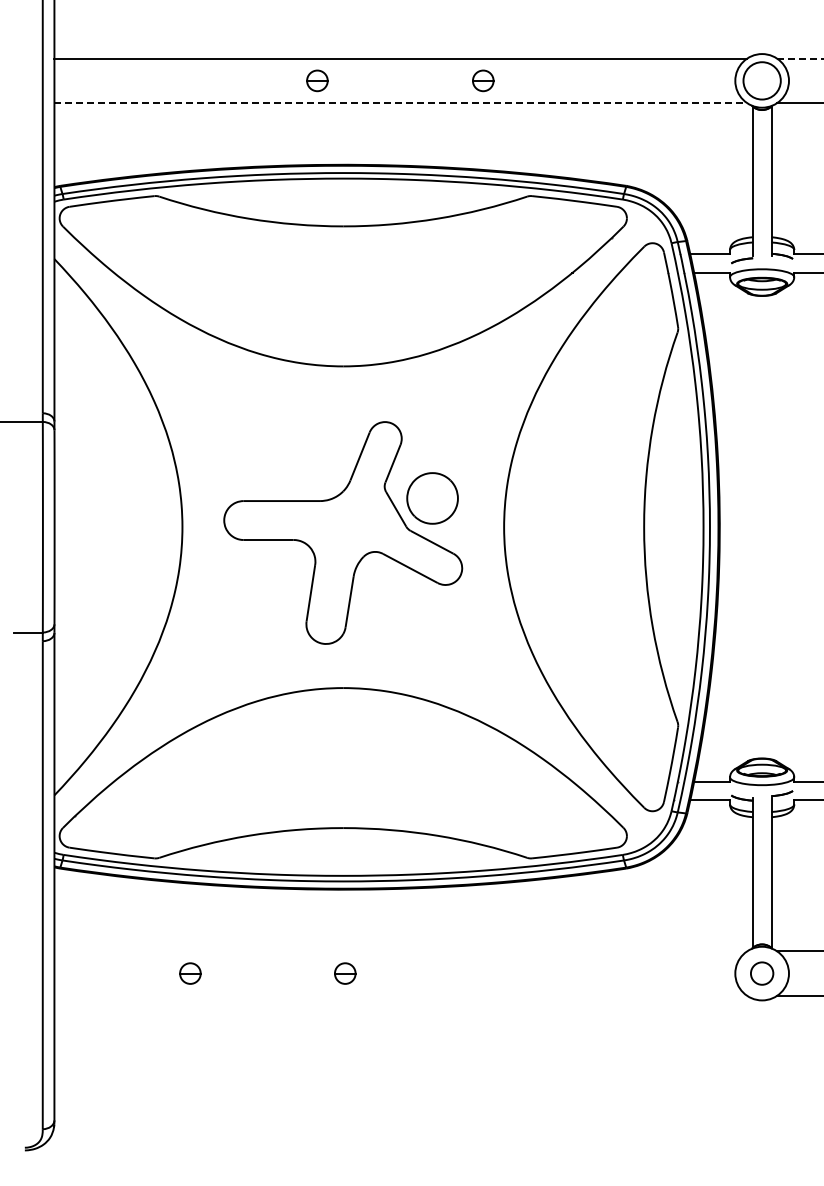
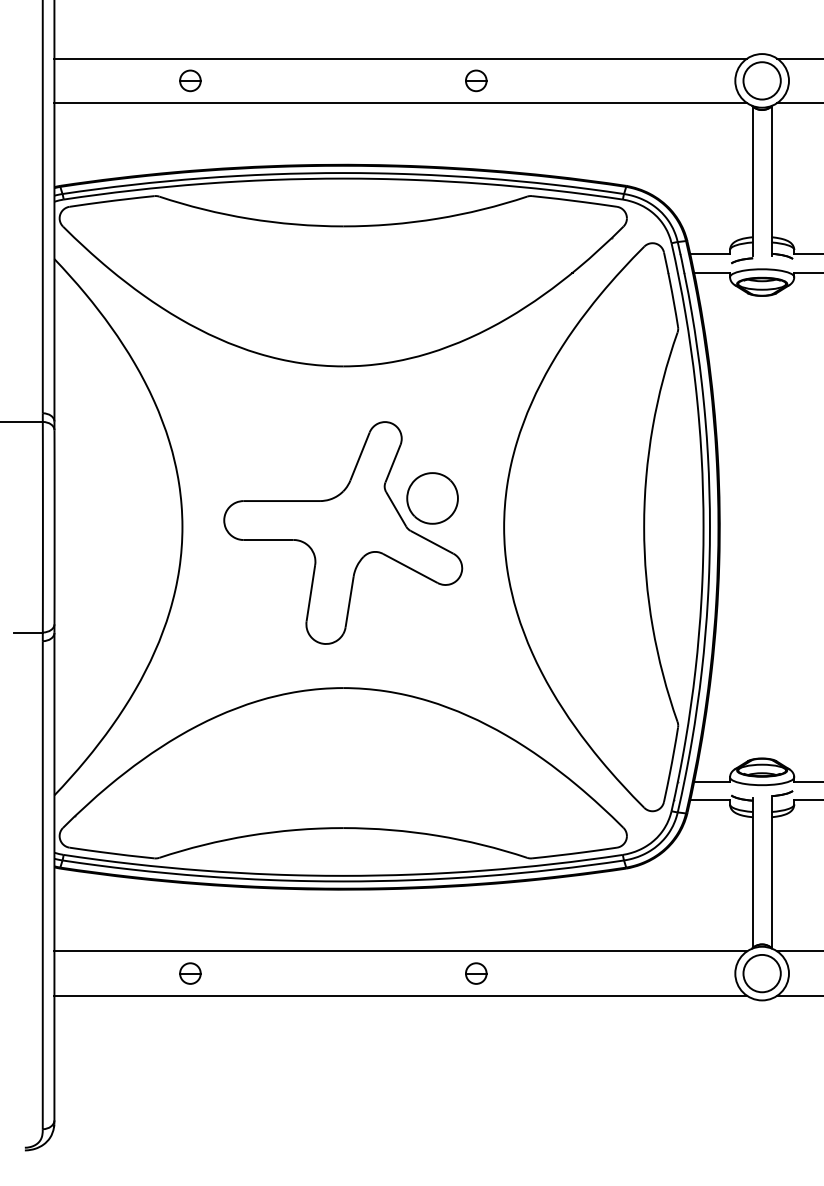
line: dashed -> solid (800, 58)
part position: (317, 80) -> (190, 80) (190, 80)
part position: (483, 80) -> (476, 80) (476, 80)
line: dashed -> solid (401, 103)
line: none -> present (400, 951)
part position: (345, 973) -> (476, 973) (476, 973)
circle diameter: 22 px -> 37 px (761, 973)
line: none -> present (400, 995)
